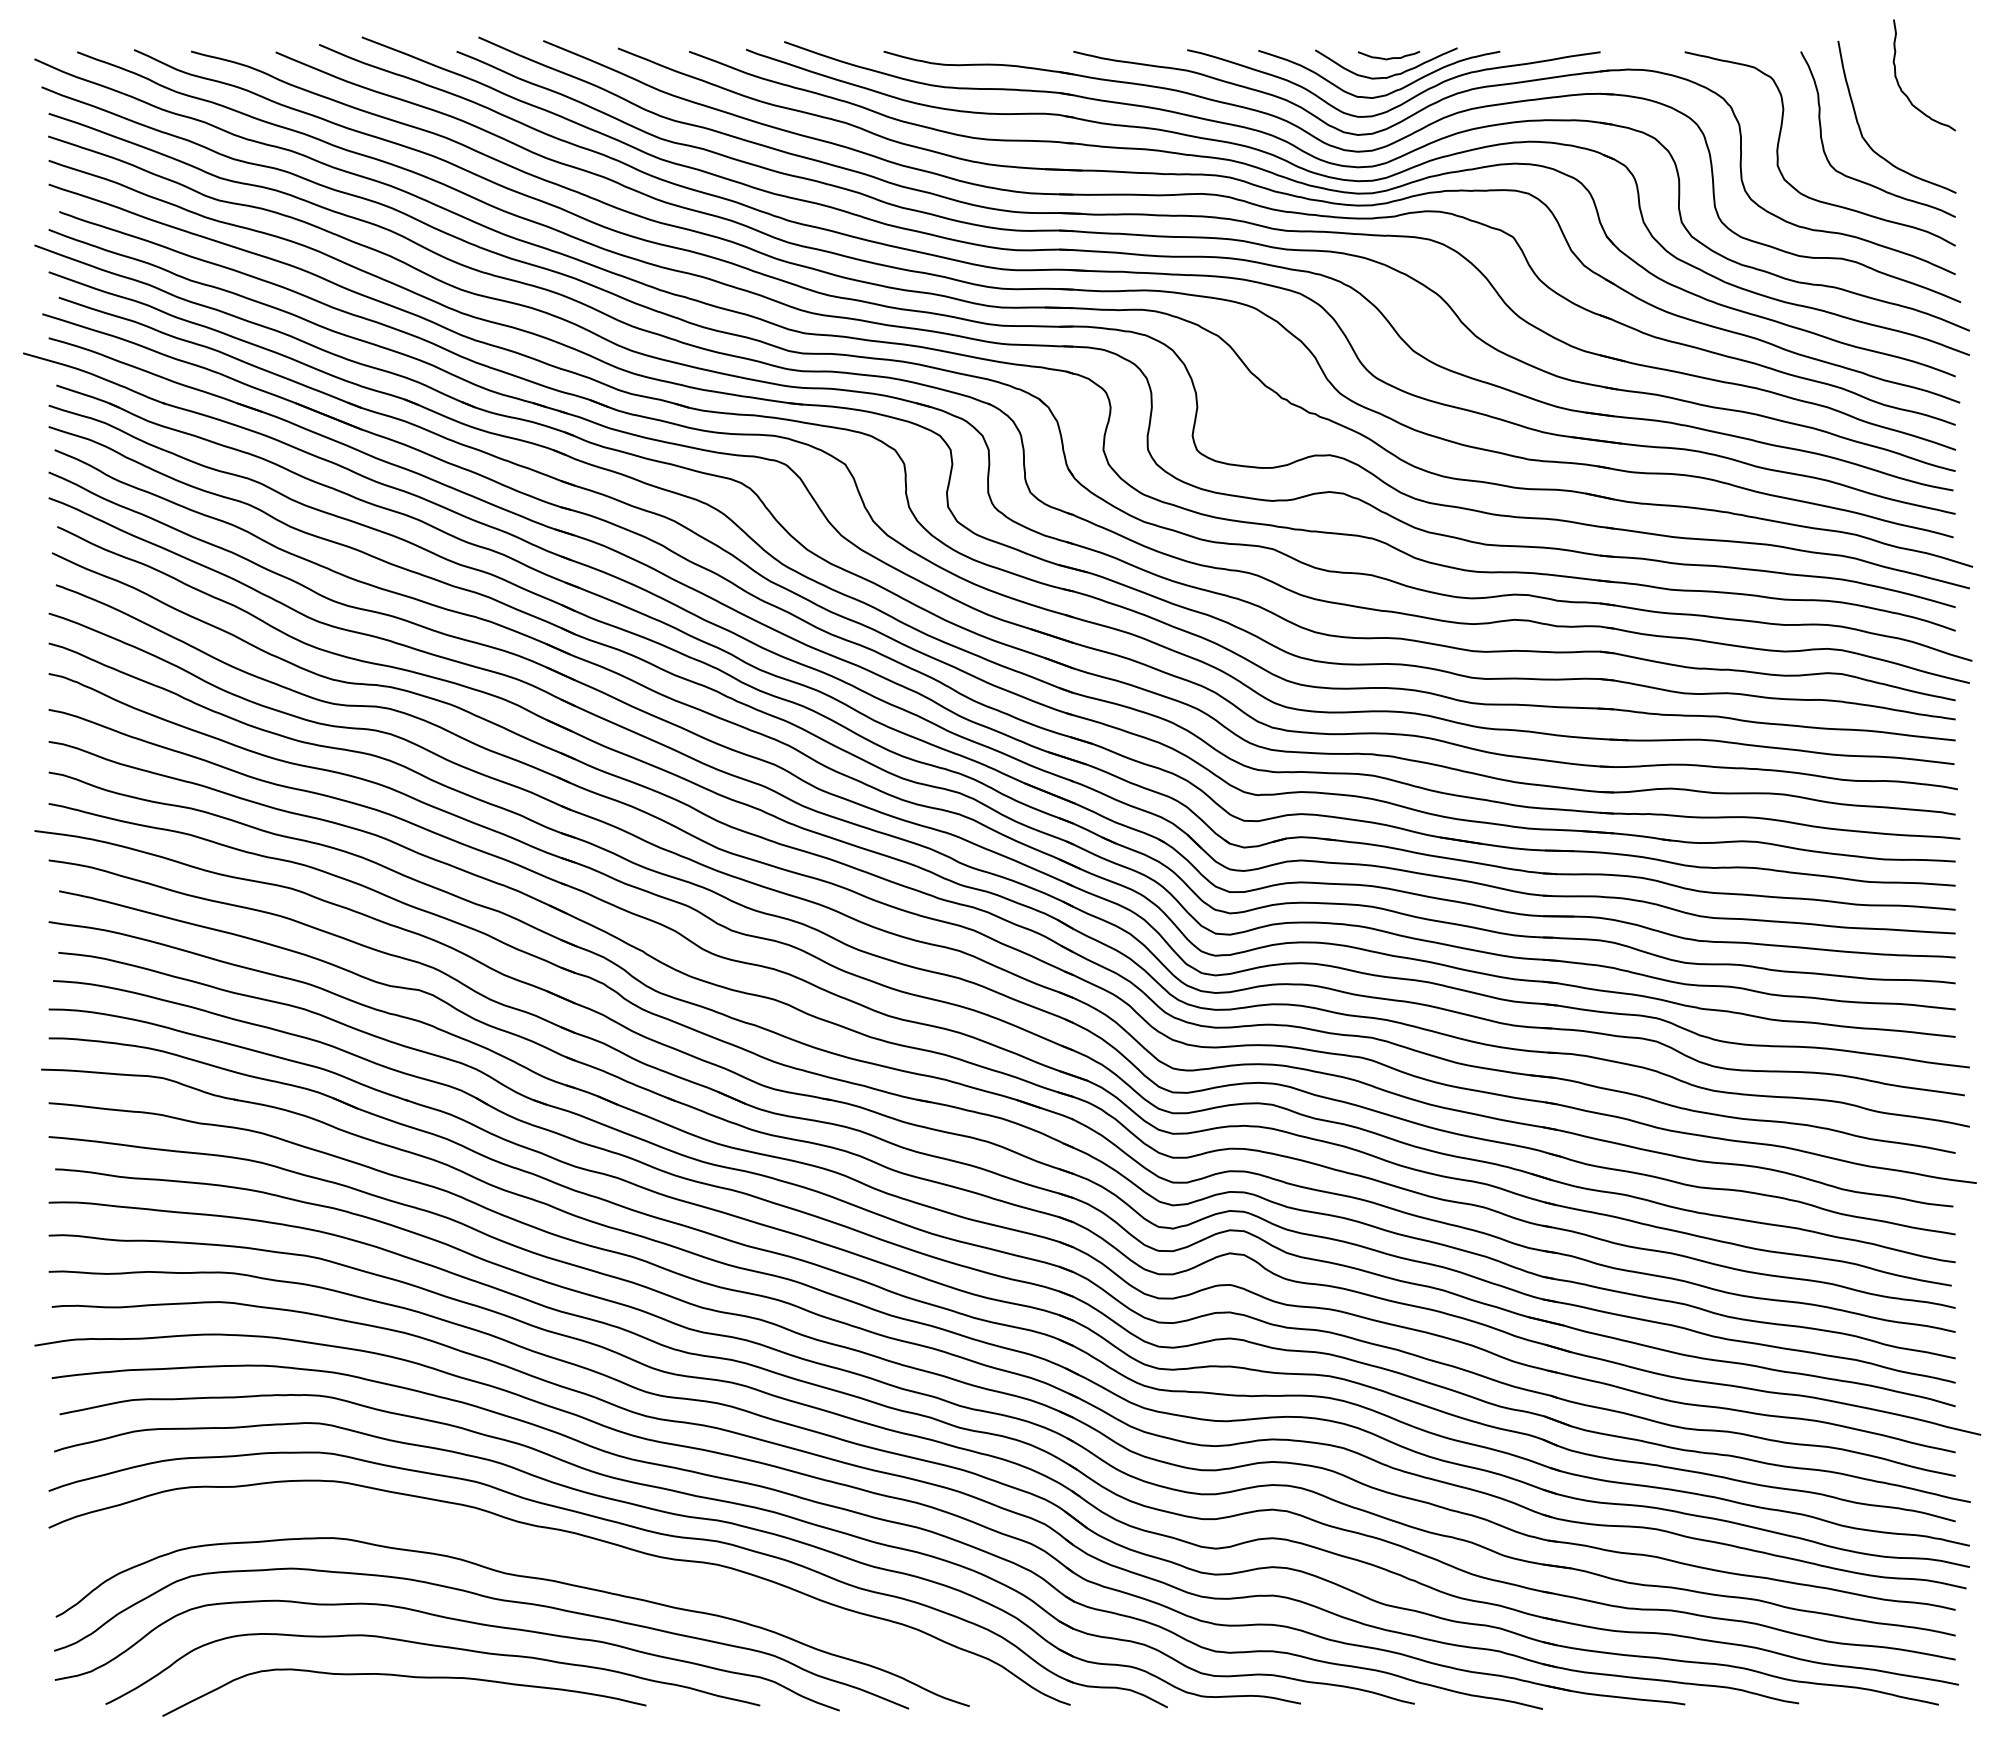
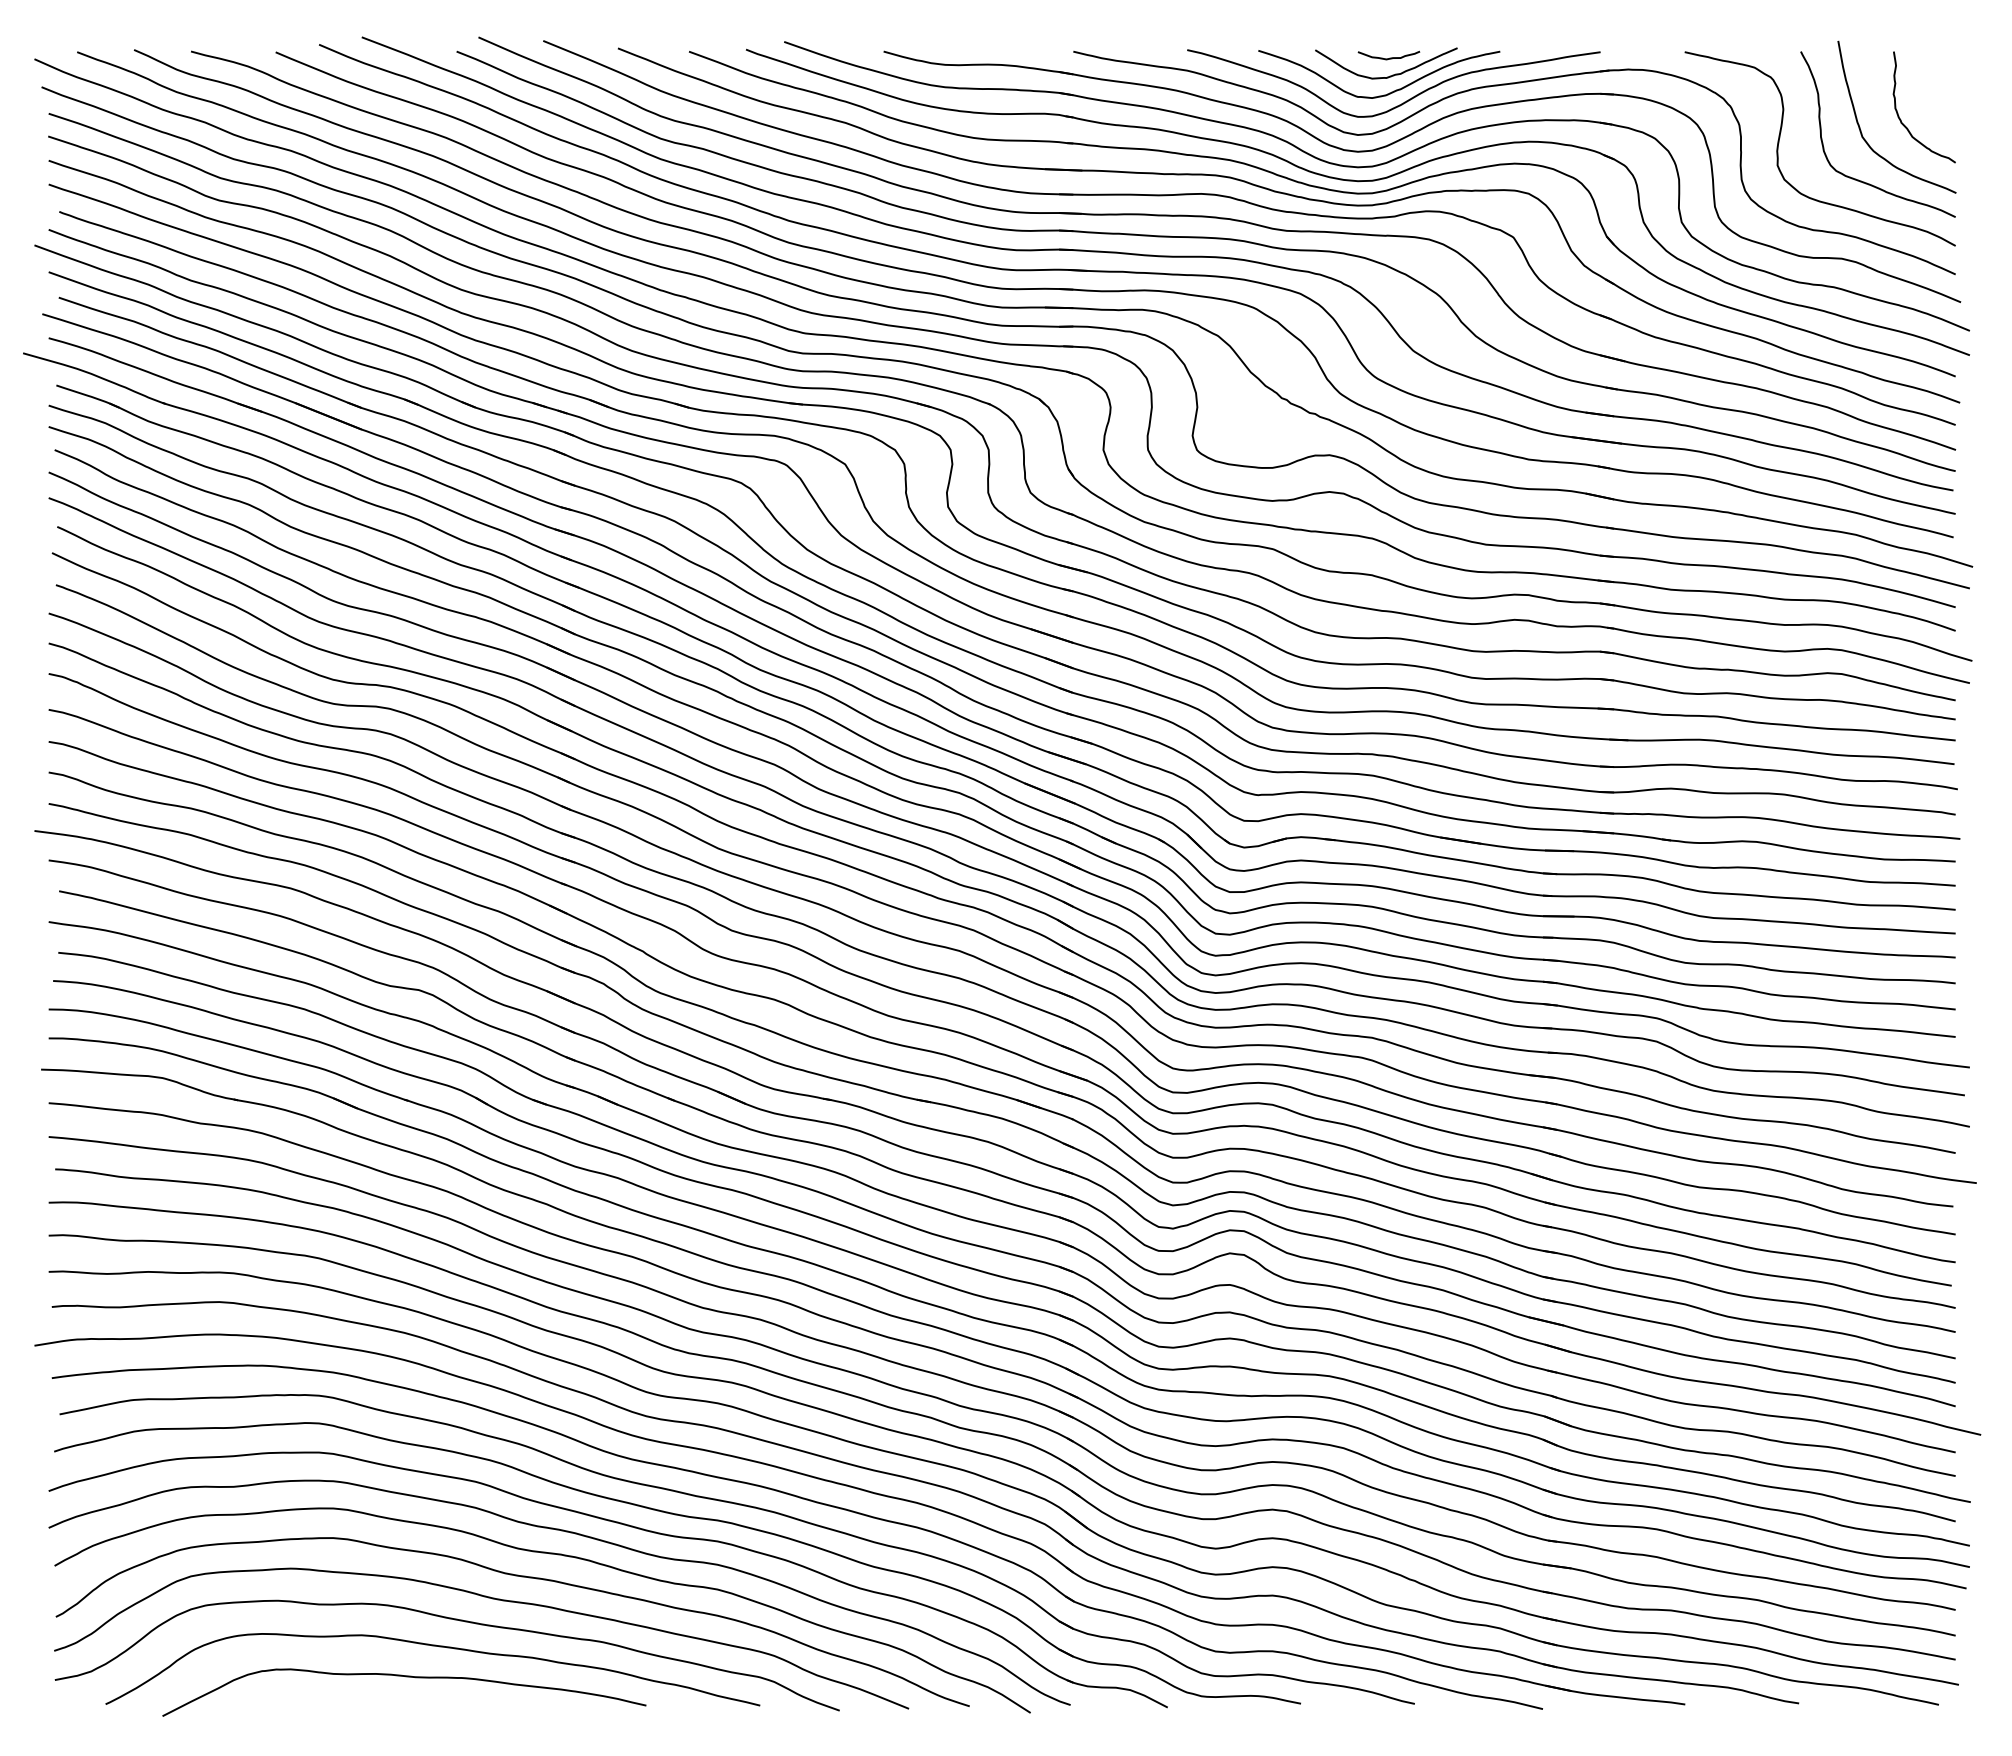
curve position: (1901, 87) -> (1901, 119) (1901, 119)
curve: none -> present (549, 1554)
